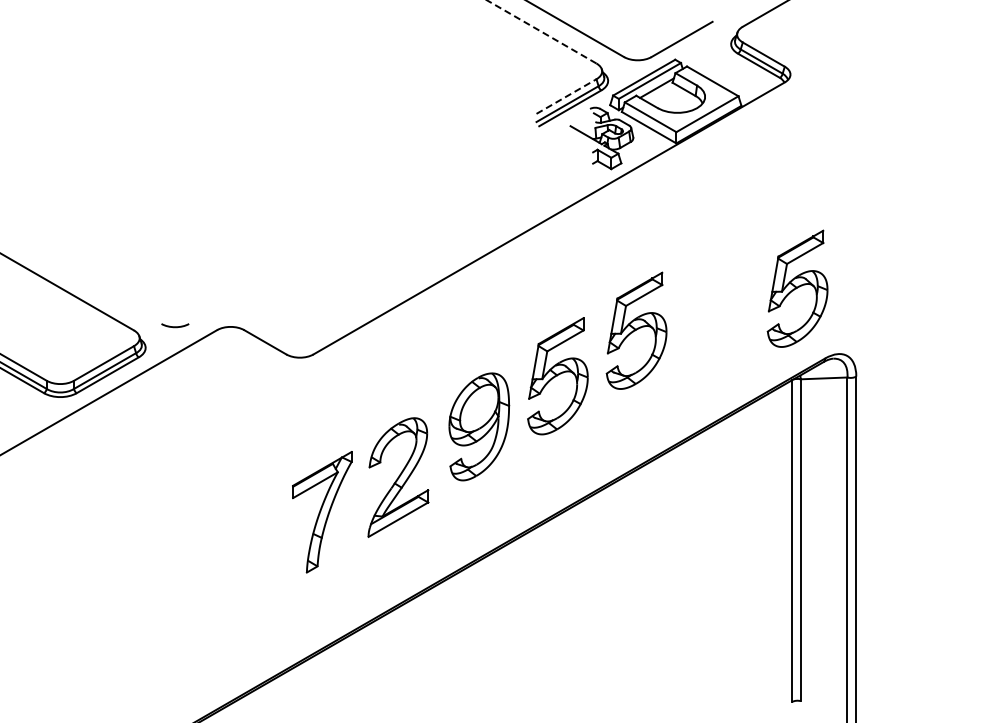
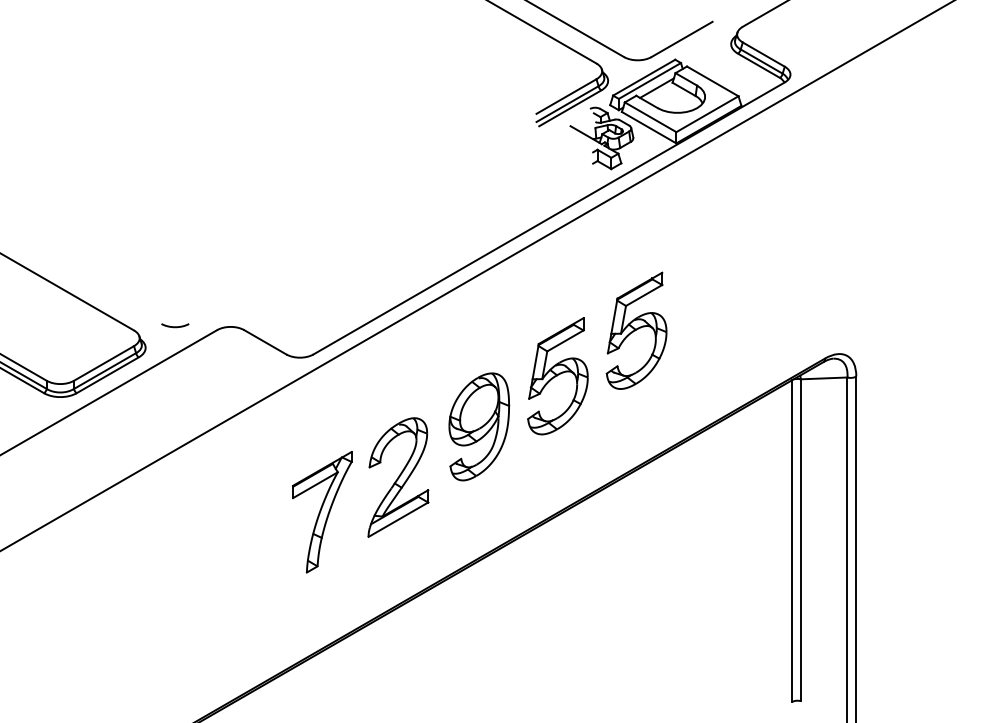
line: dashed -> solid (541, 31)
line: dashed -> solid (566, 96)
line: none -> present (476, 276)
part: present -> none (797, 288)
